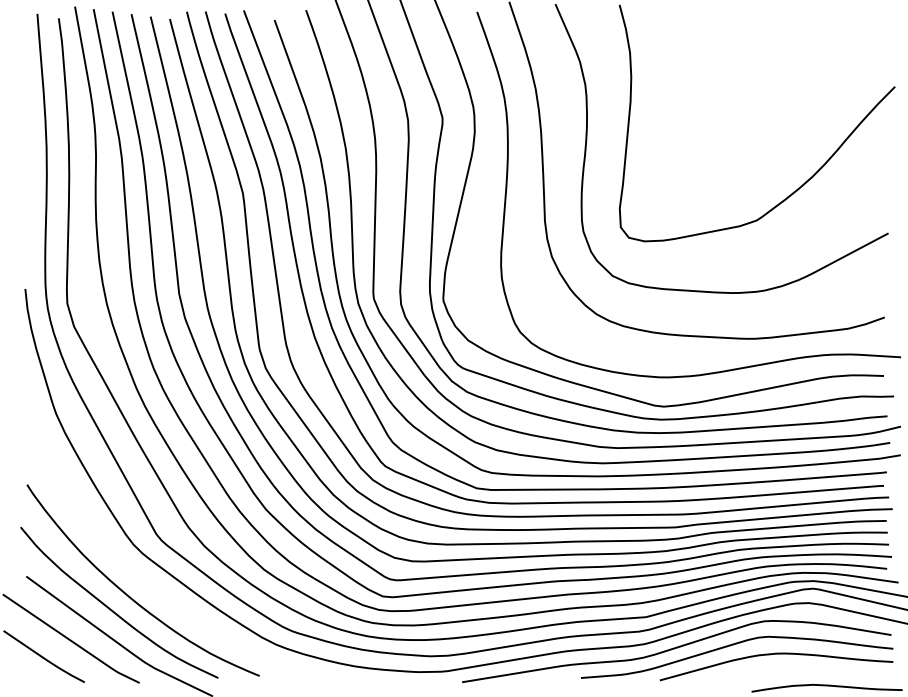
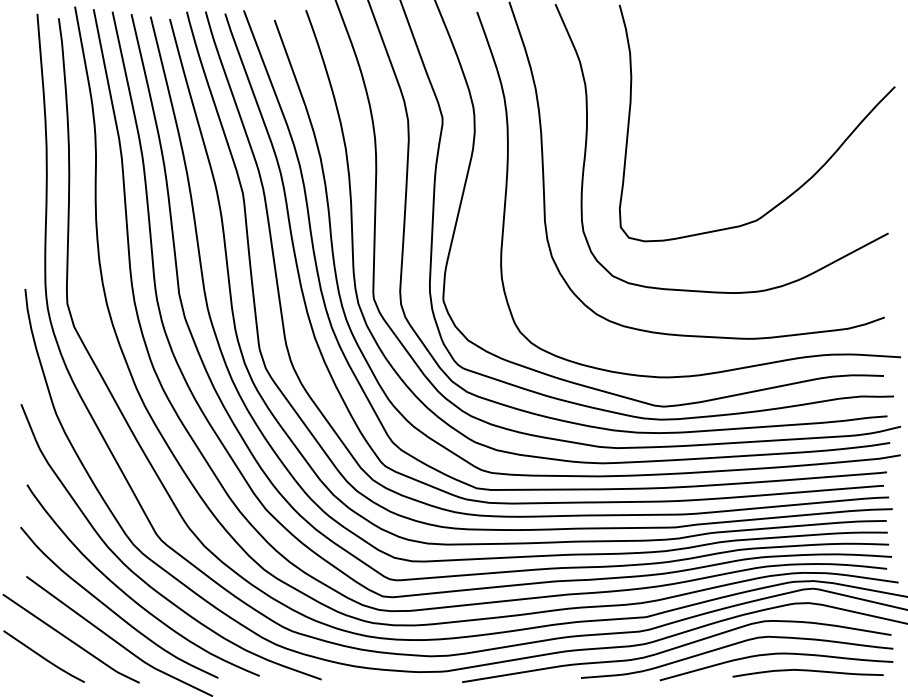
curve: none -> present (142, 578)
curve position: (826, 686) -> (807, 671) (807, 671)
